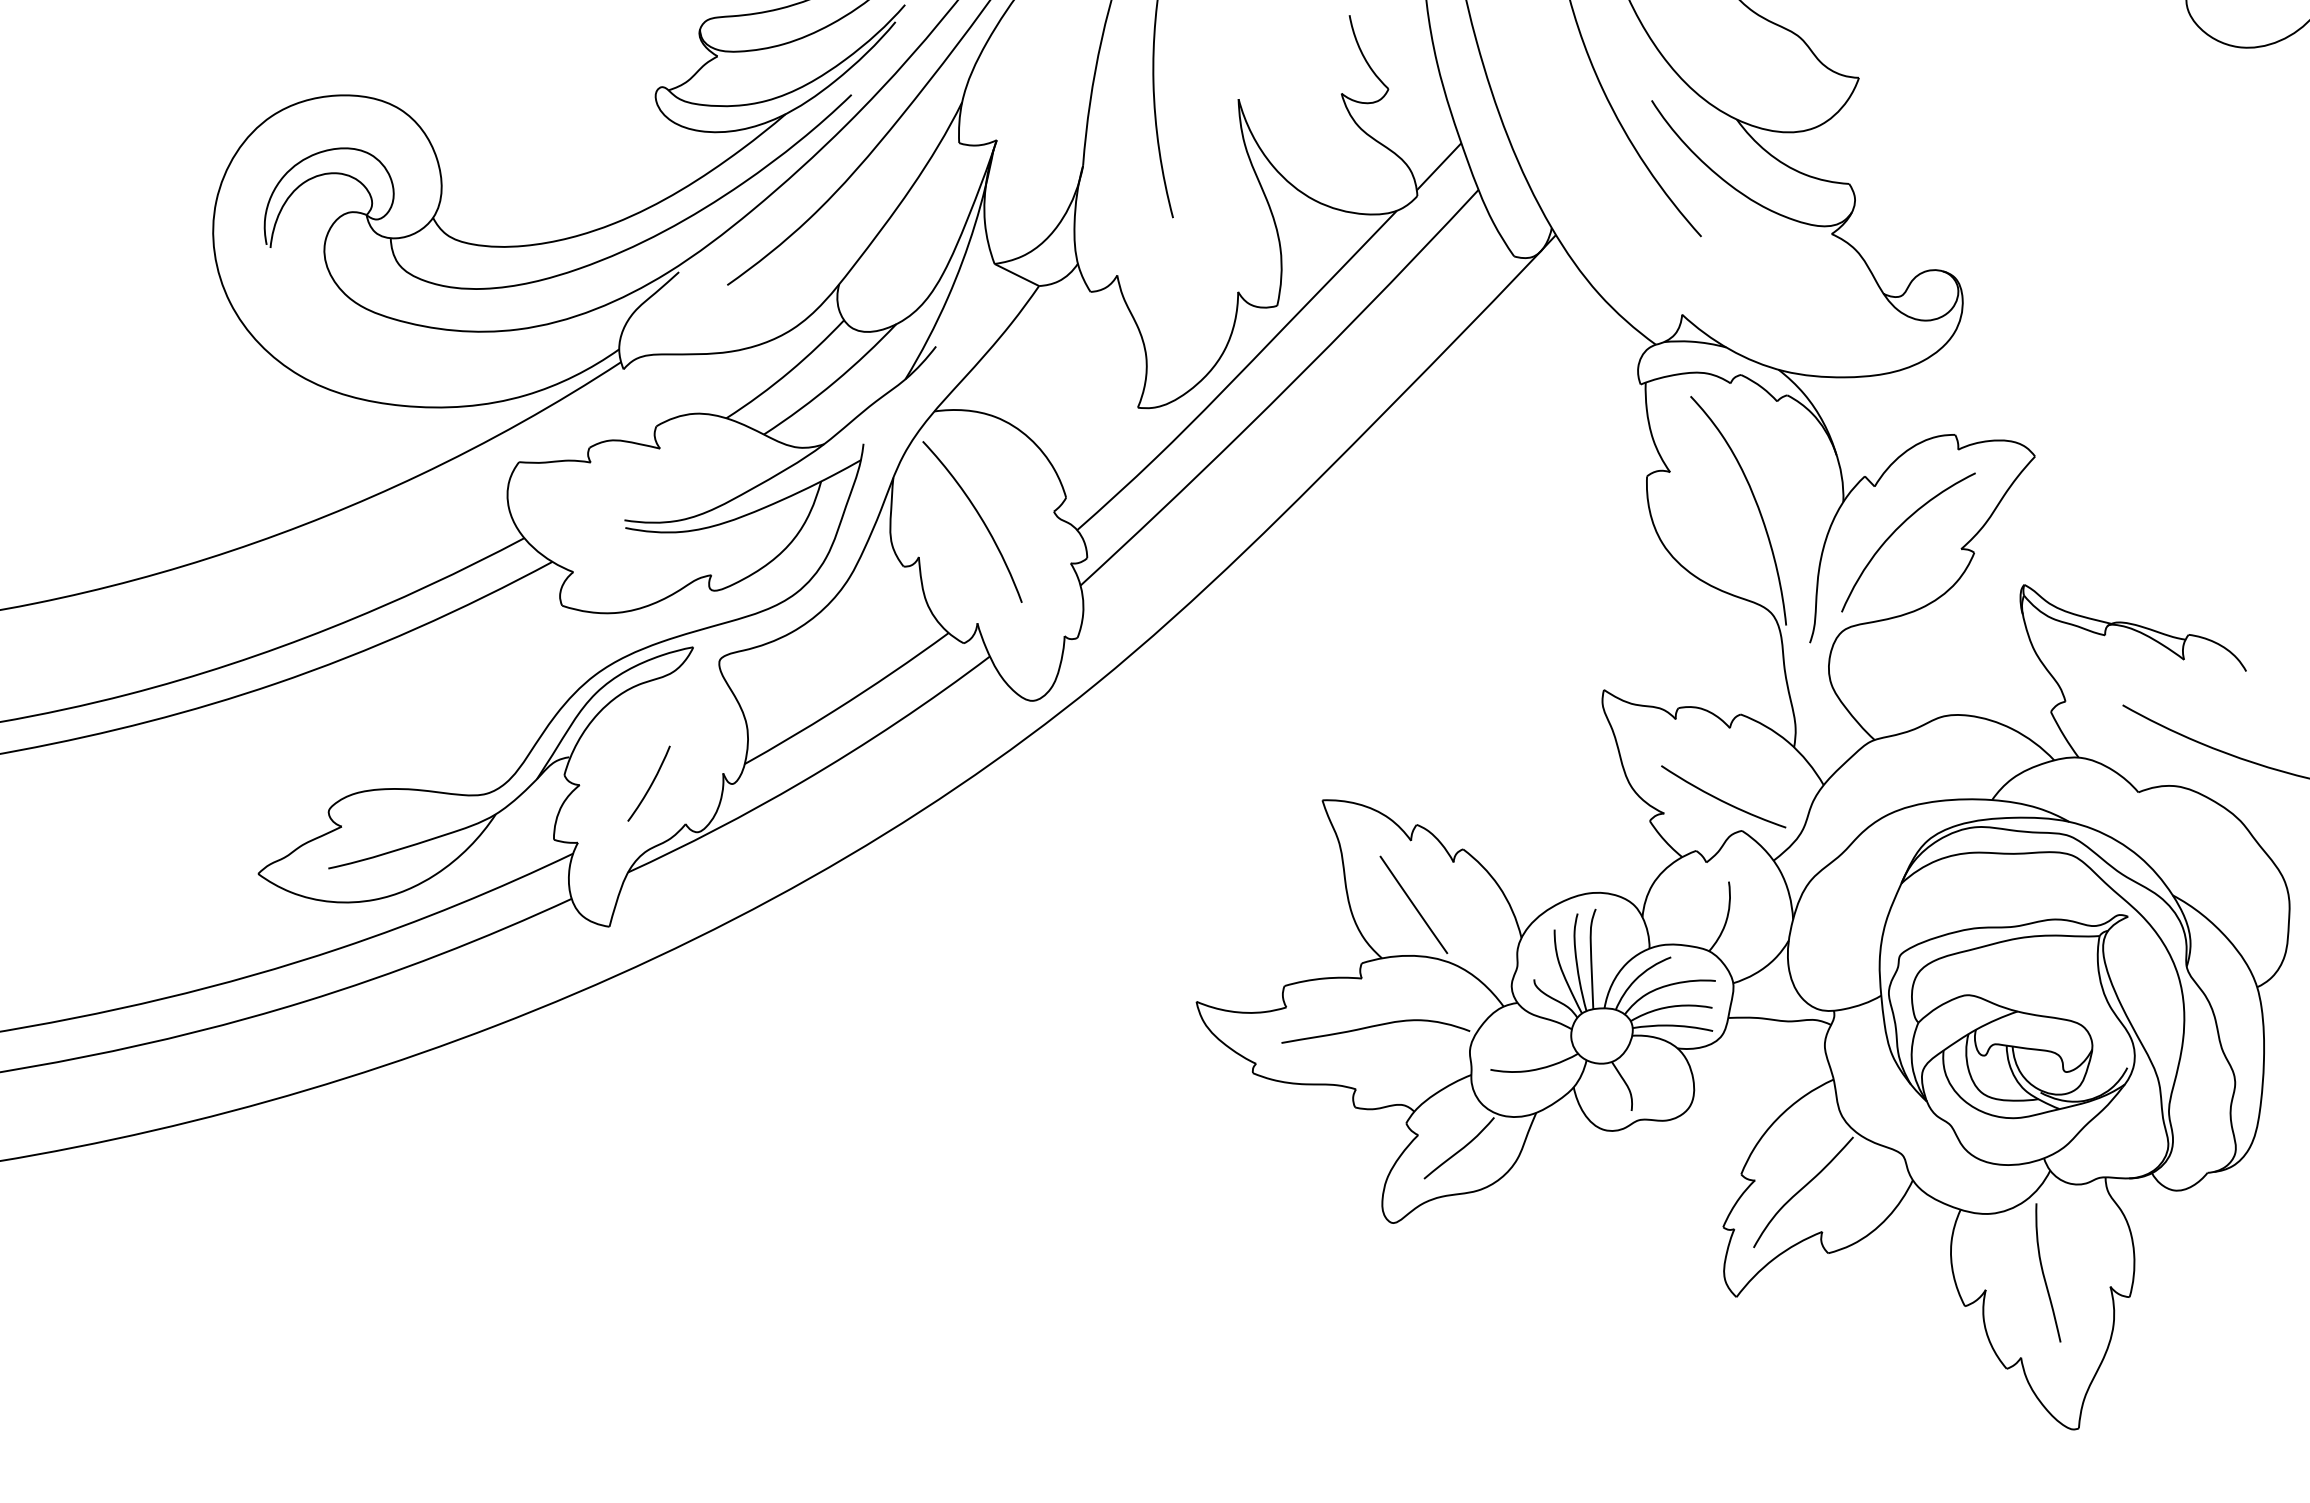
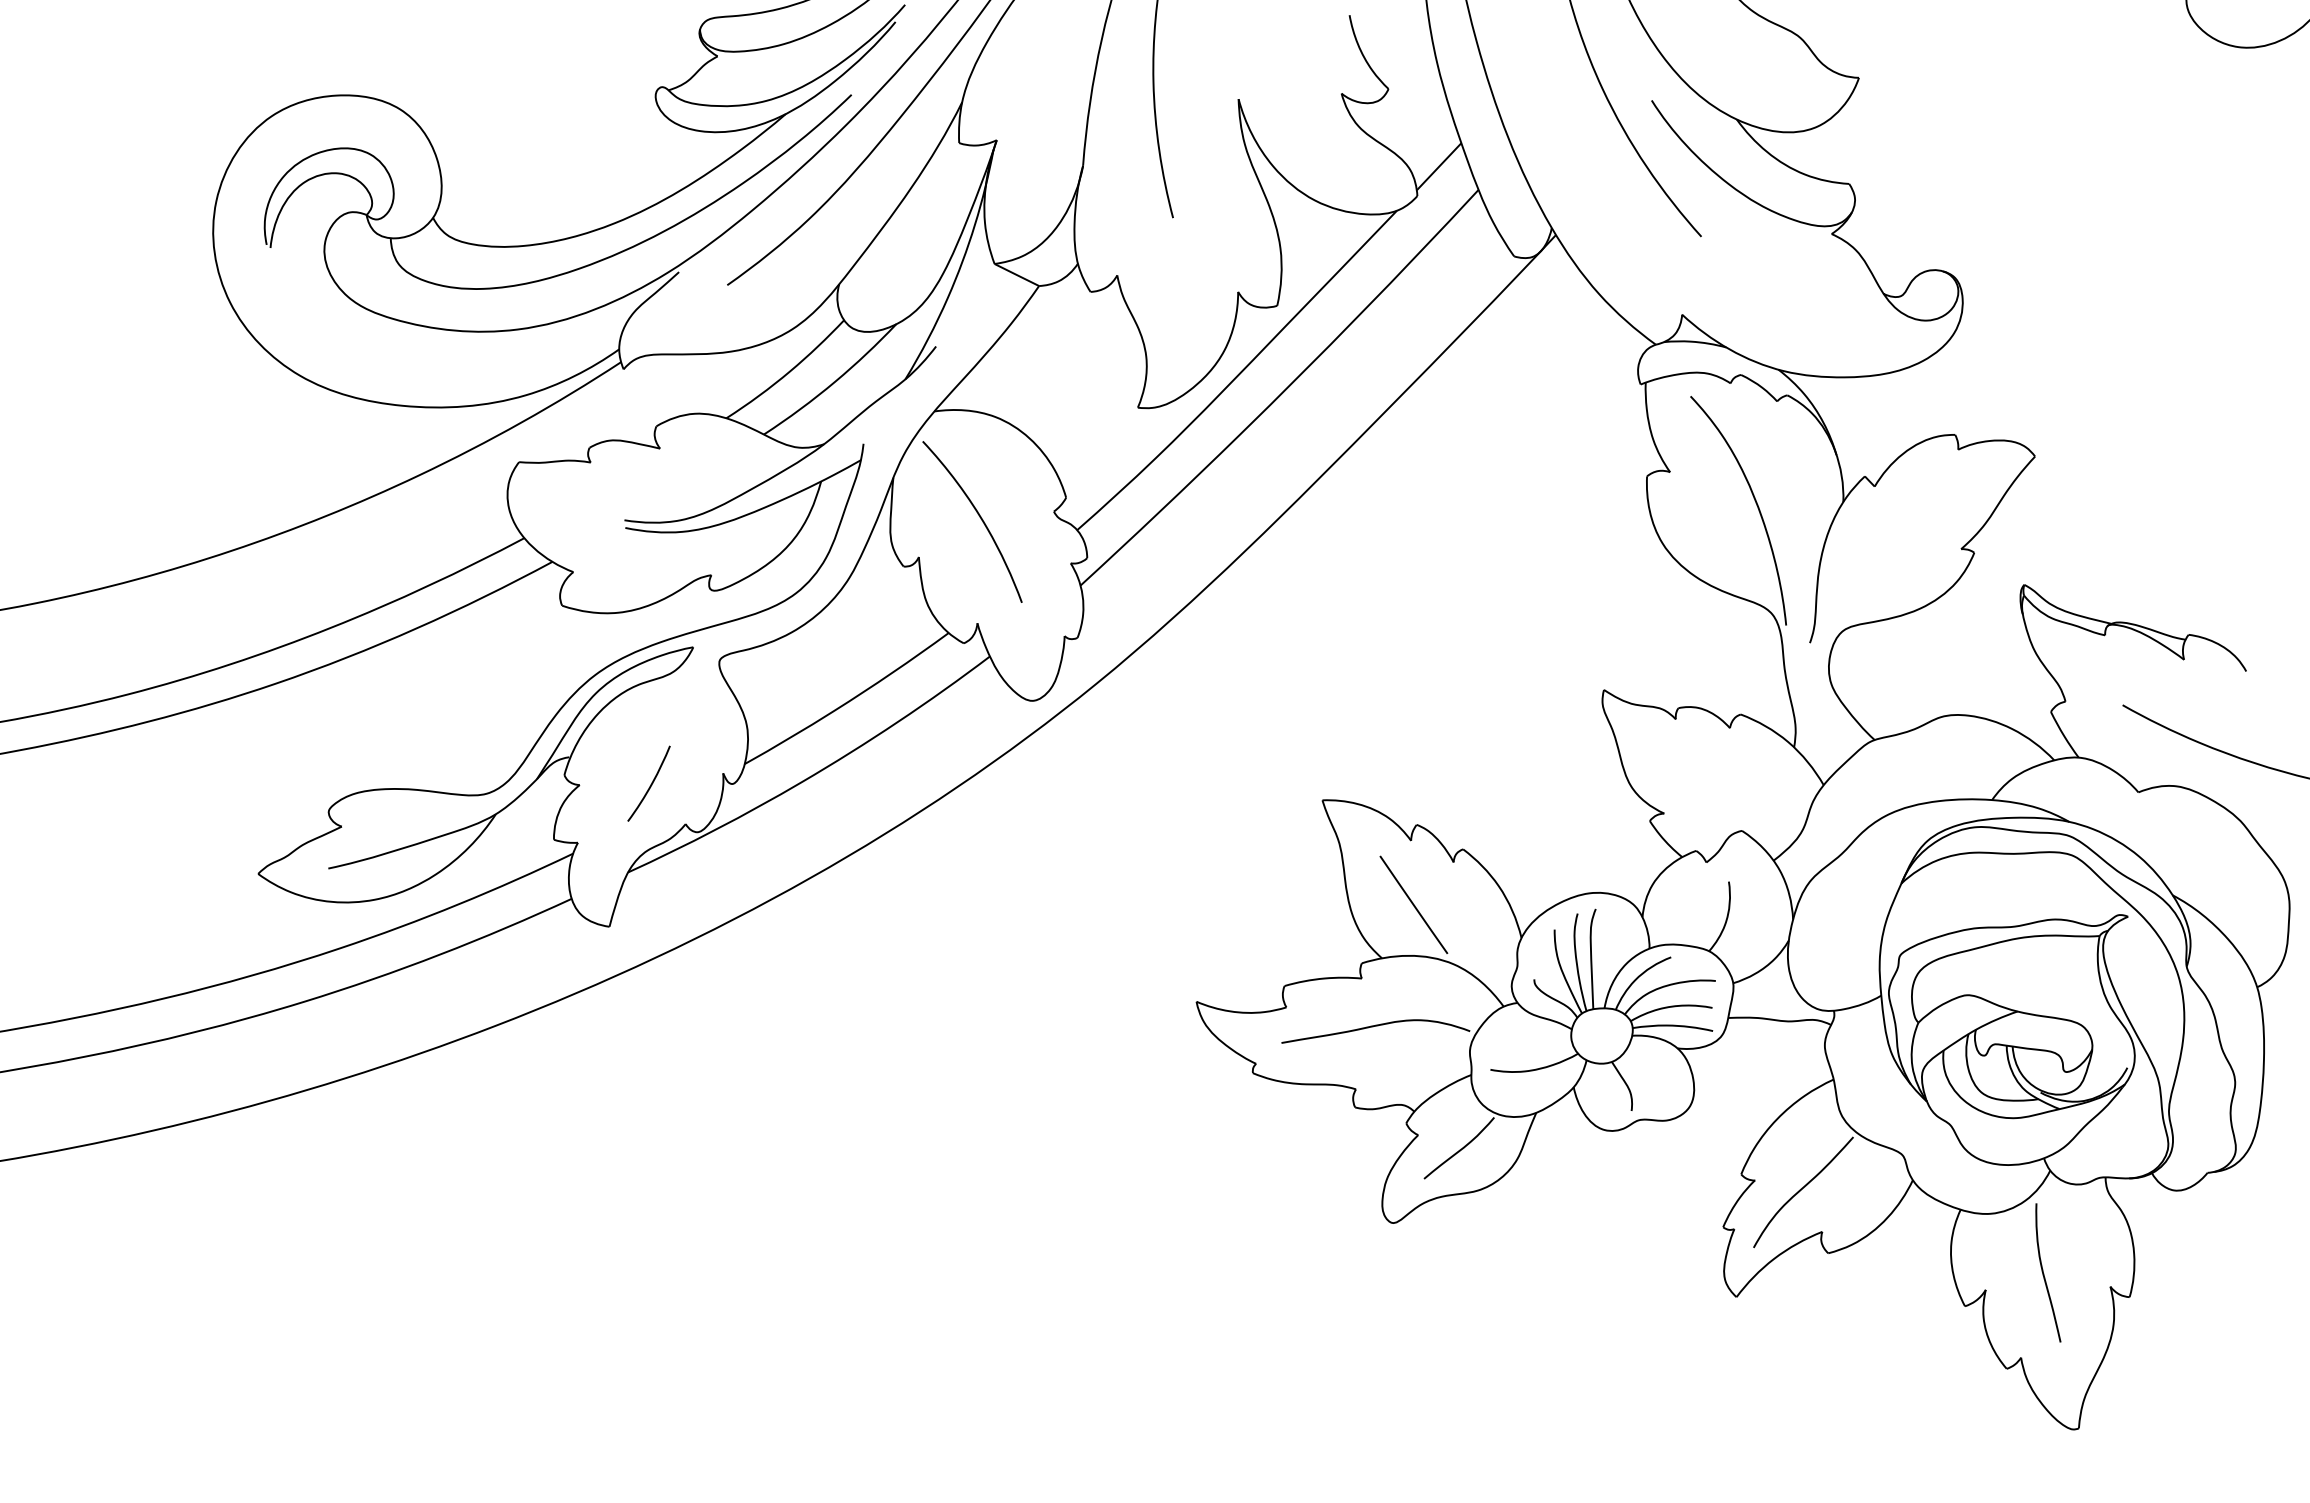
curve: present -> none (1894, 533)
curve: present -> none (1721, 799)
